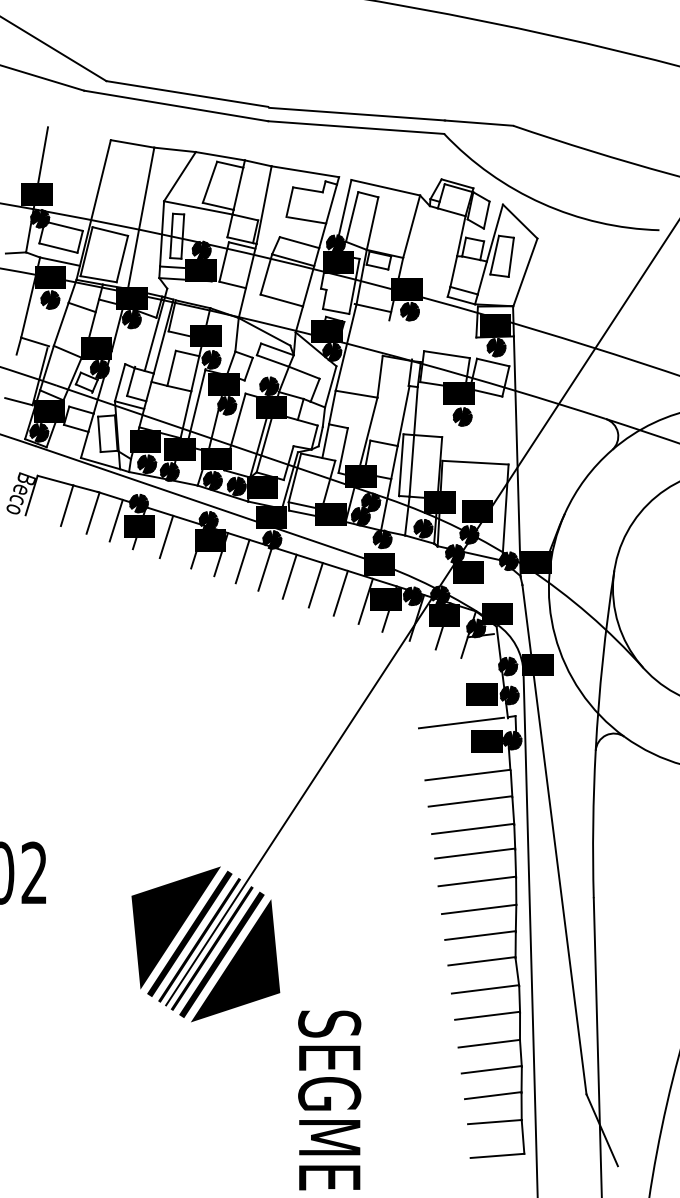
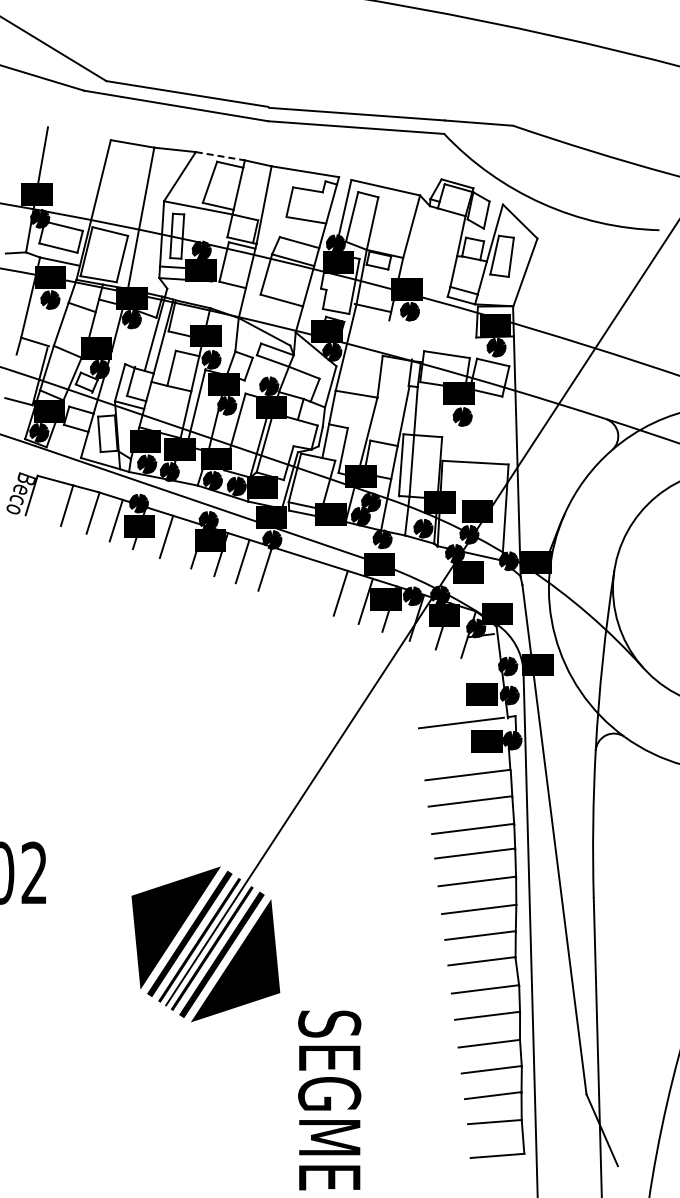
line: solid -> dashed (220, 156)
line: present -> none (289, 576)
line: present -> none (315, 585)
